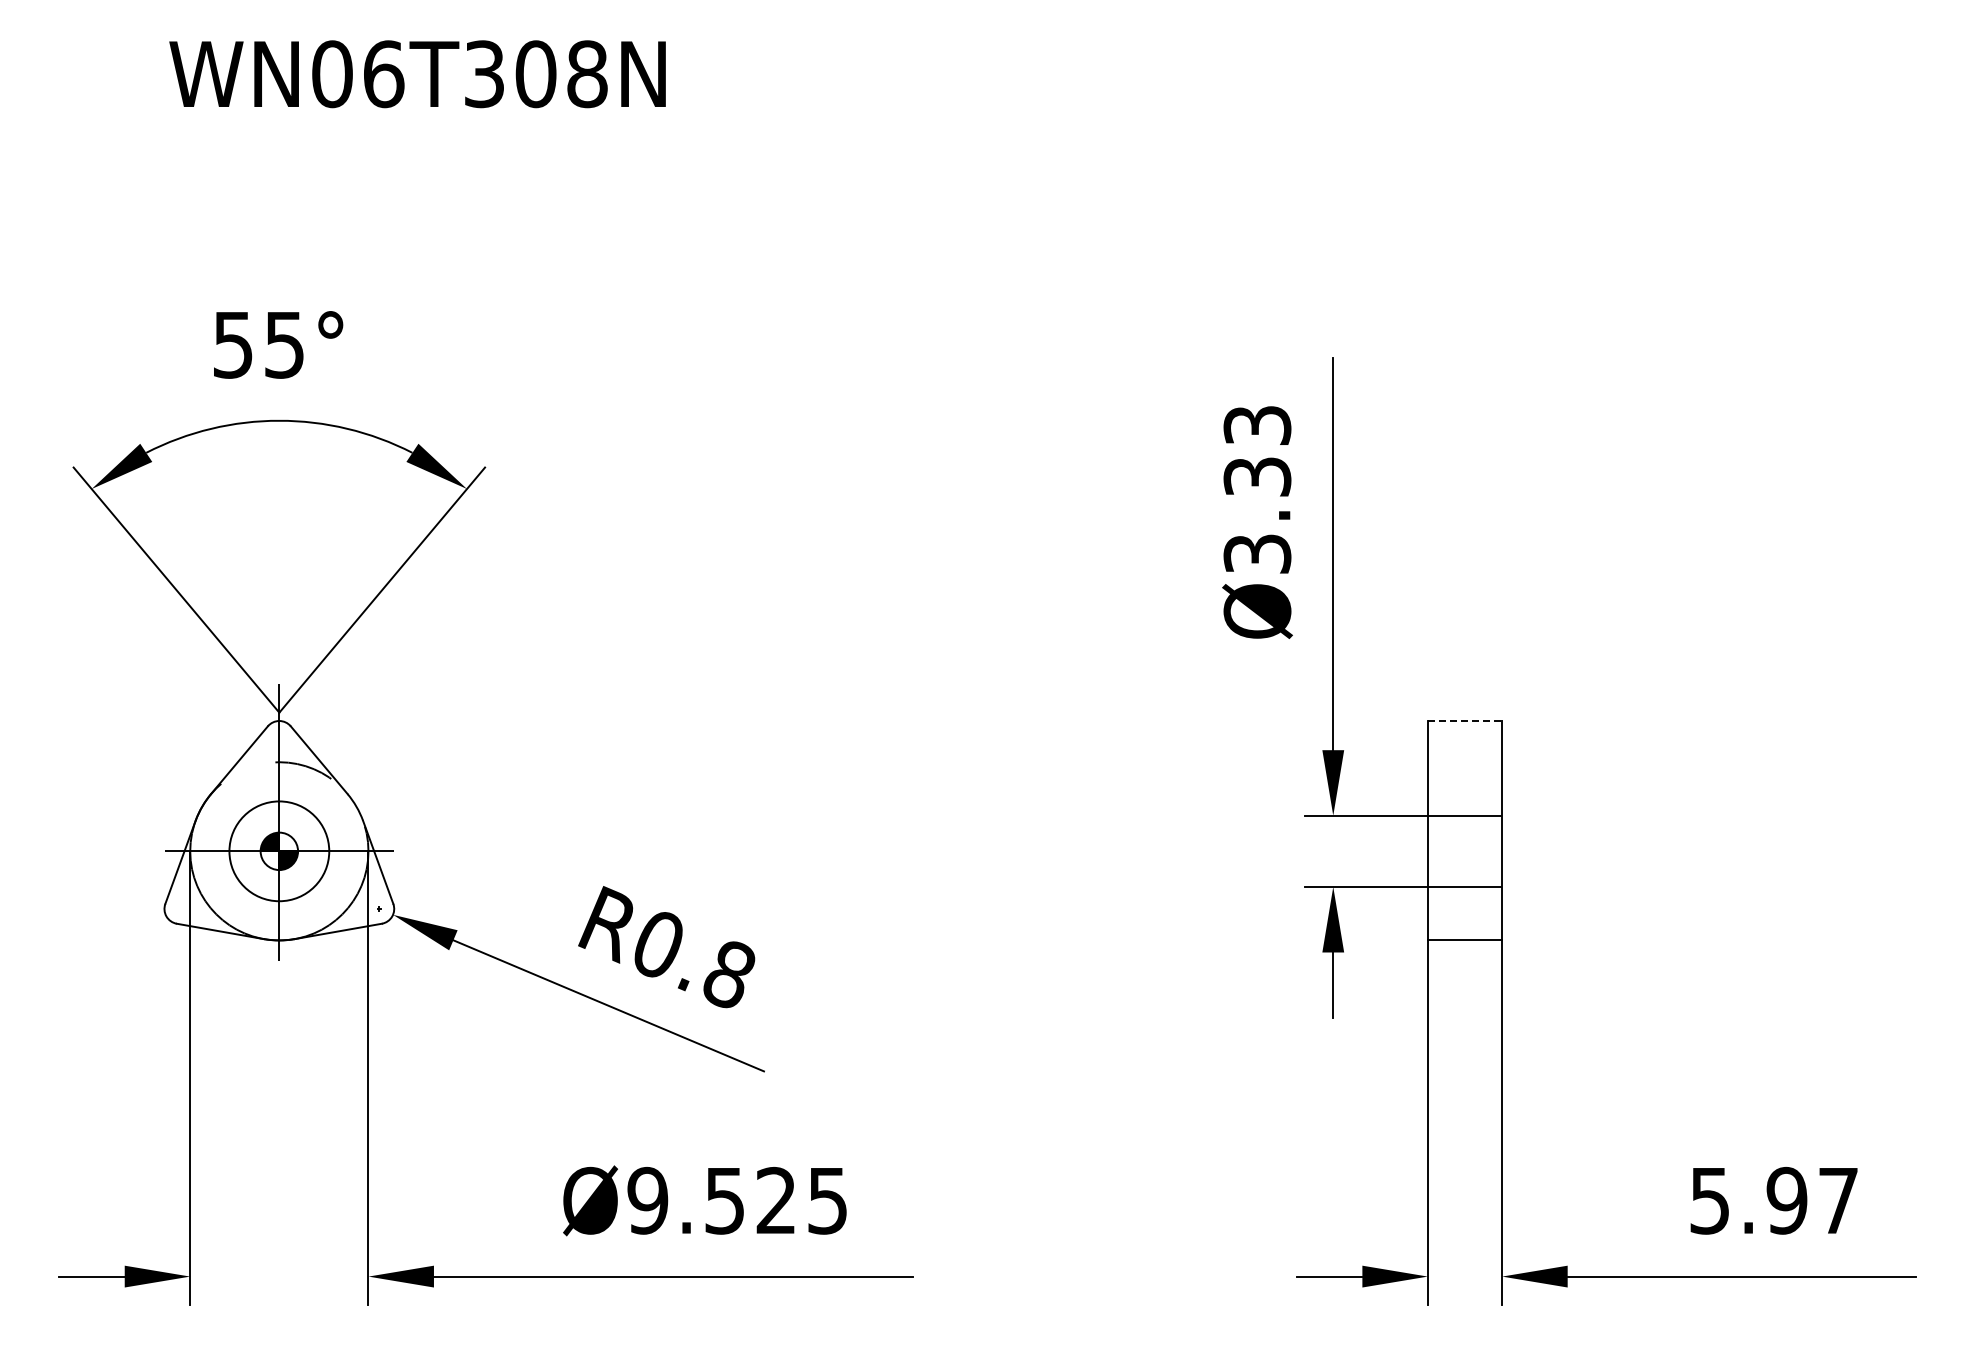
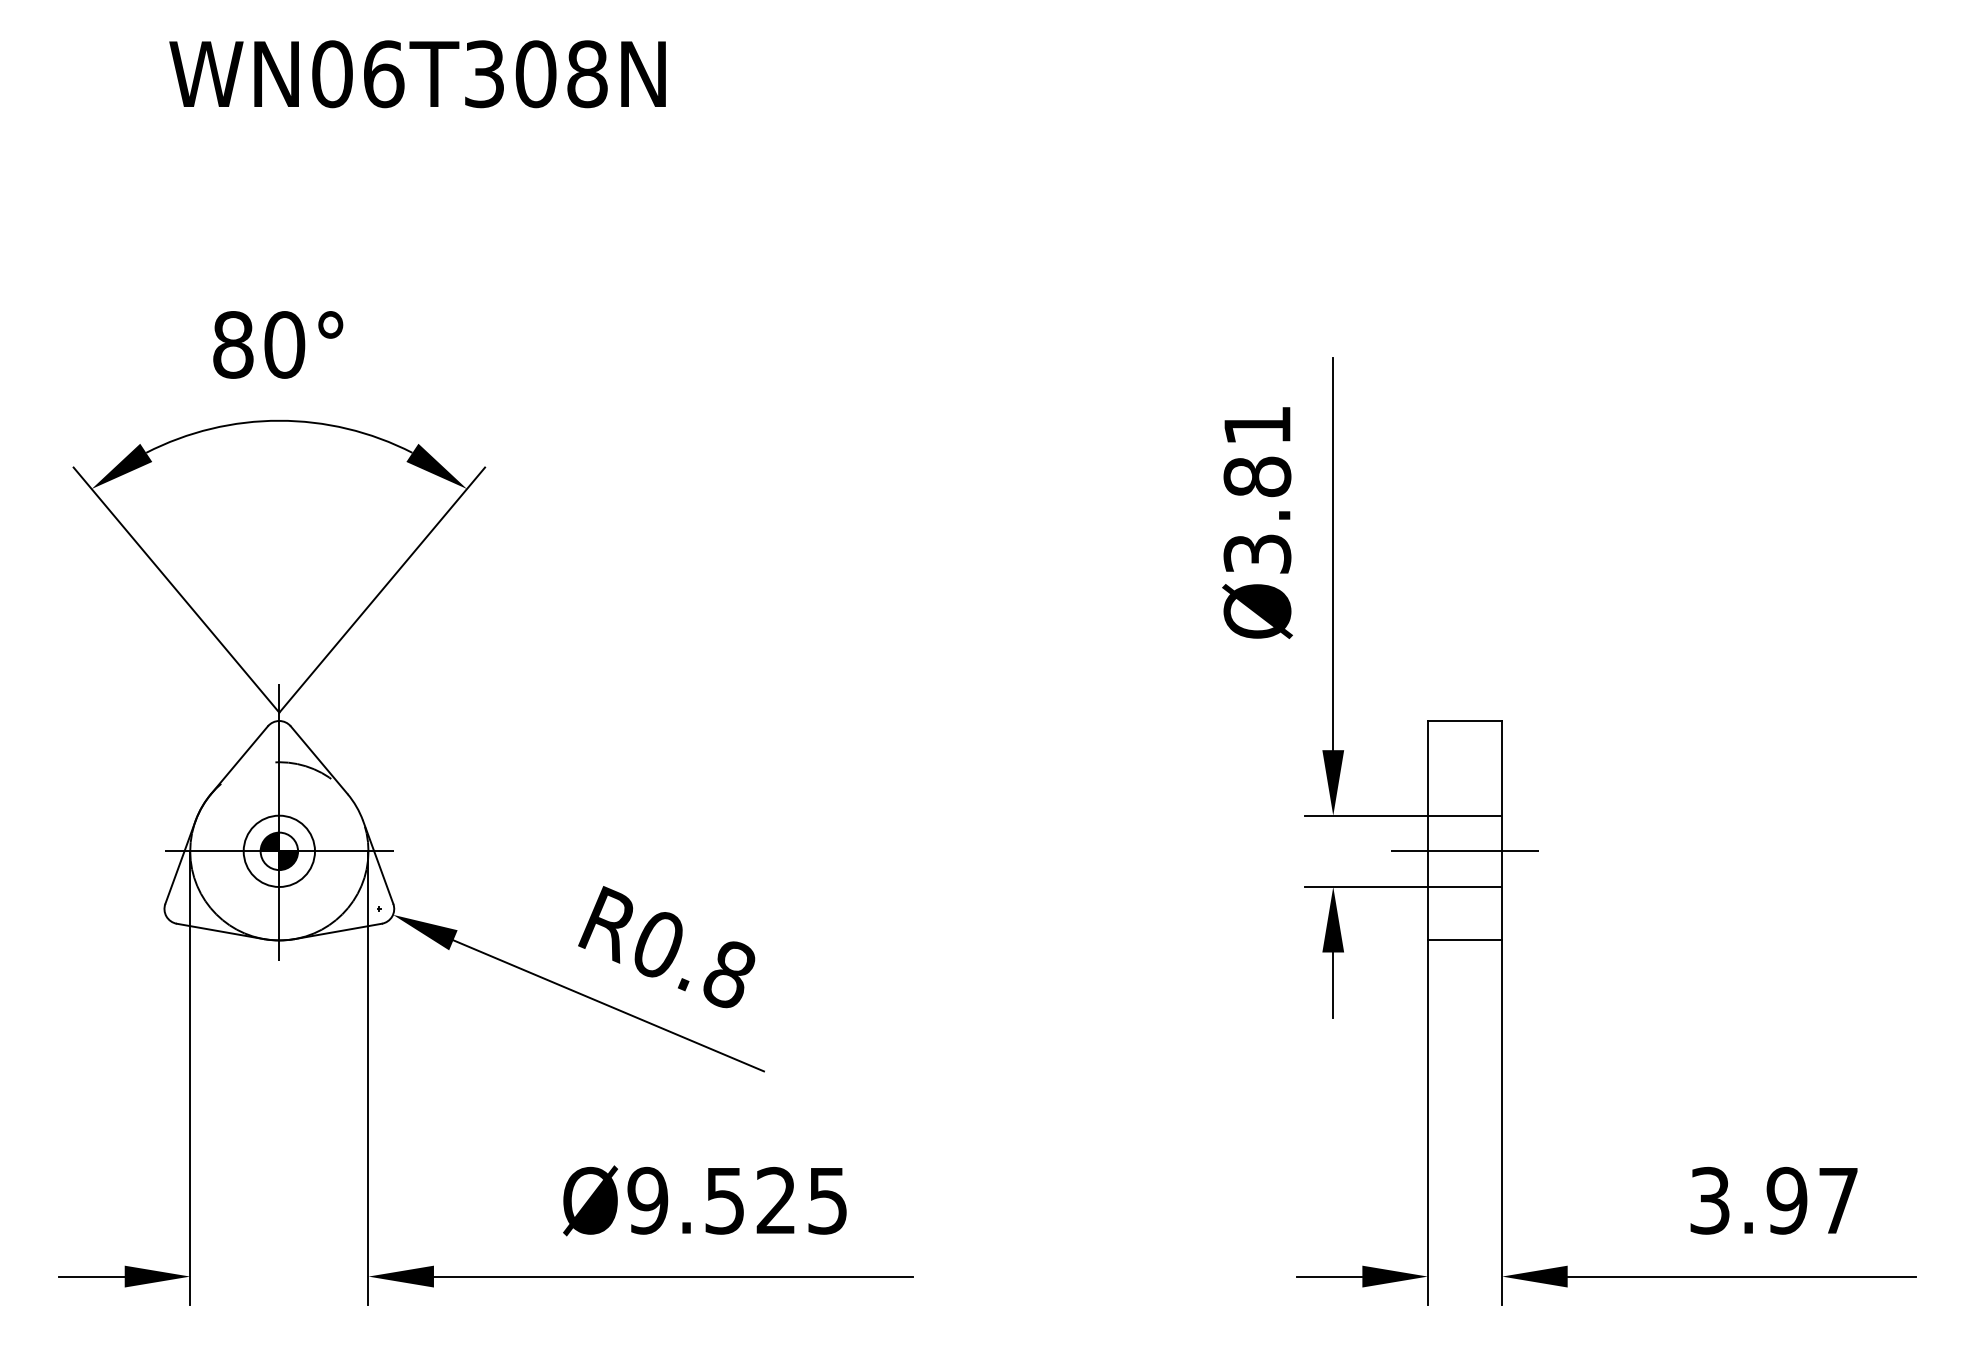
text: 55° -> 80° (259, 344)
text: Ø3.33 -> Ø3.81 (1257, 451)
line: dashed -> solid (1465, 721)
circle diameter: 100 px -> 71 px (279, 850)
line: none -> present (1464, 851)
text: 5.97 -> 3.97 (1710, 1200)
